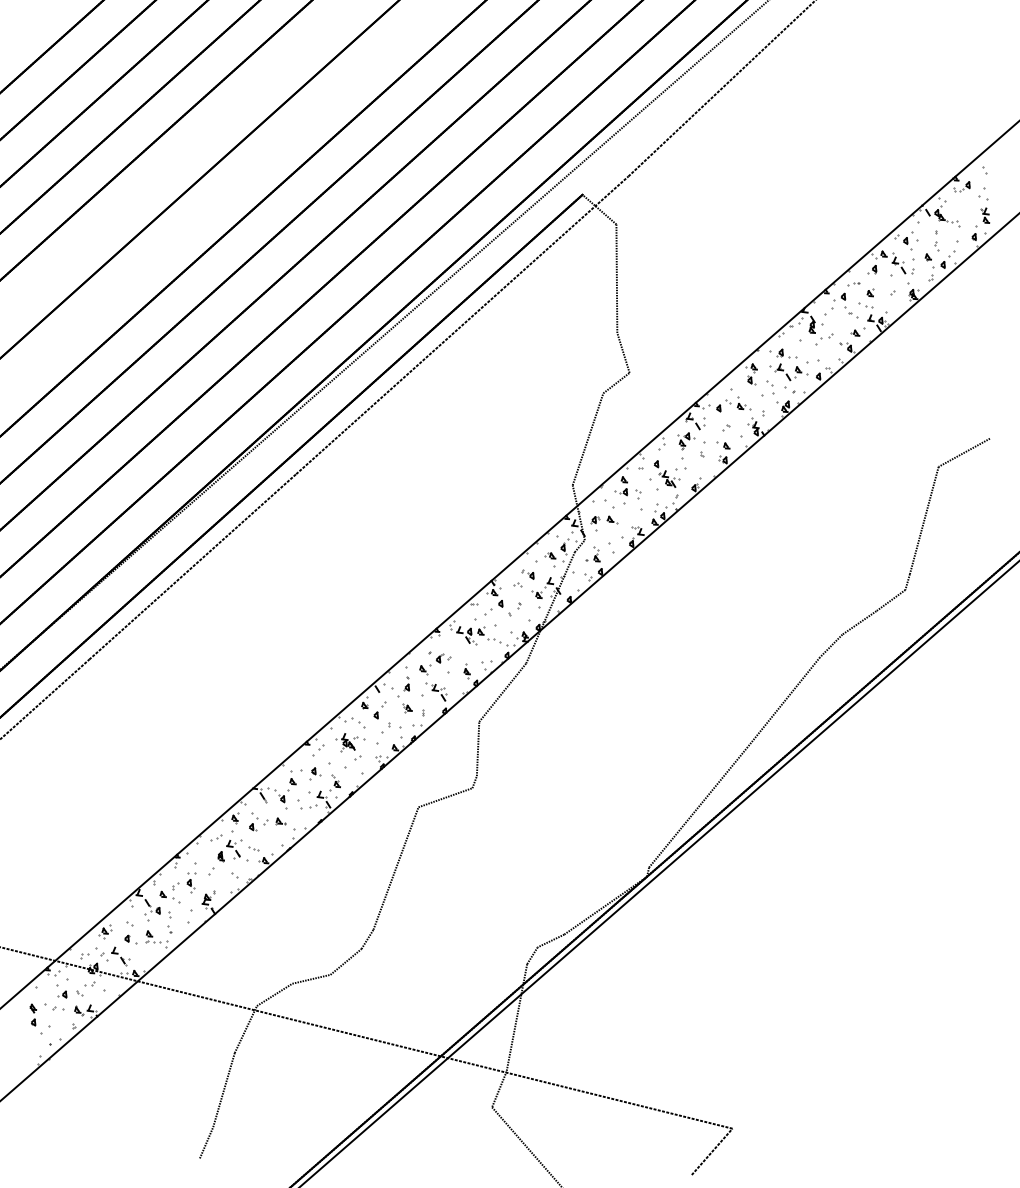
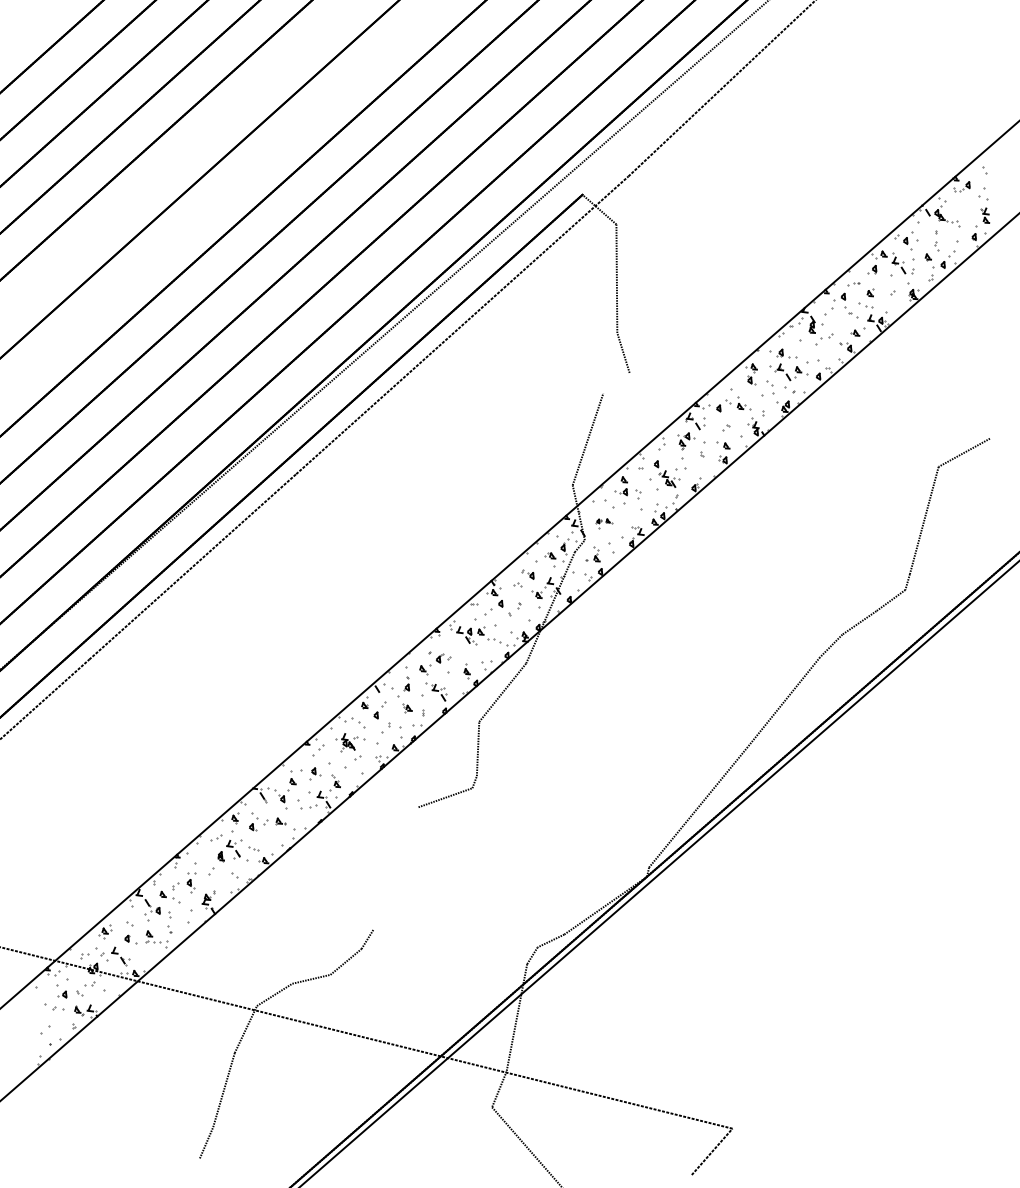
line: present -> none (616, 382)
part size: 29x17 px -> 19x12 px (604, 523)
line: present -> none (395, 868)
part: present -> none (33, 1014)
